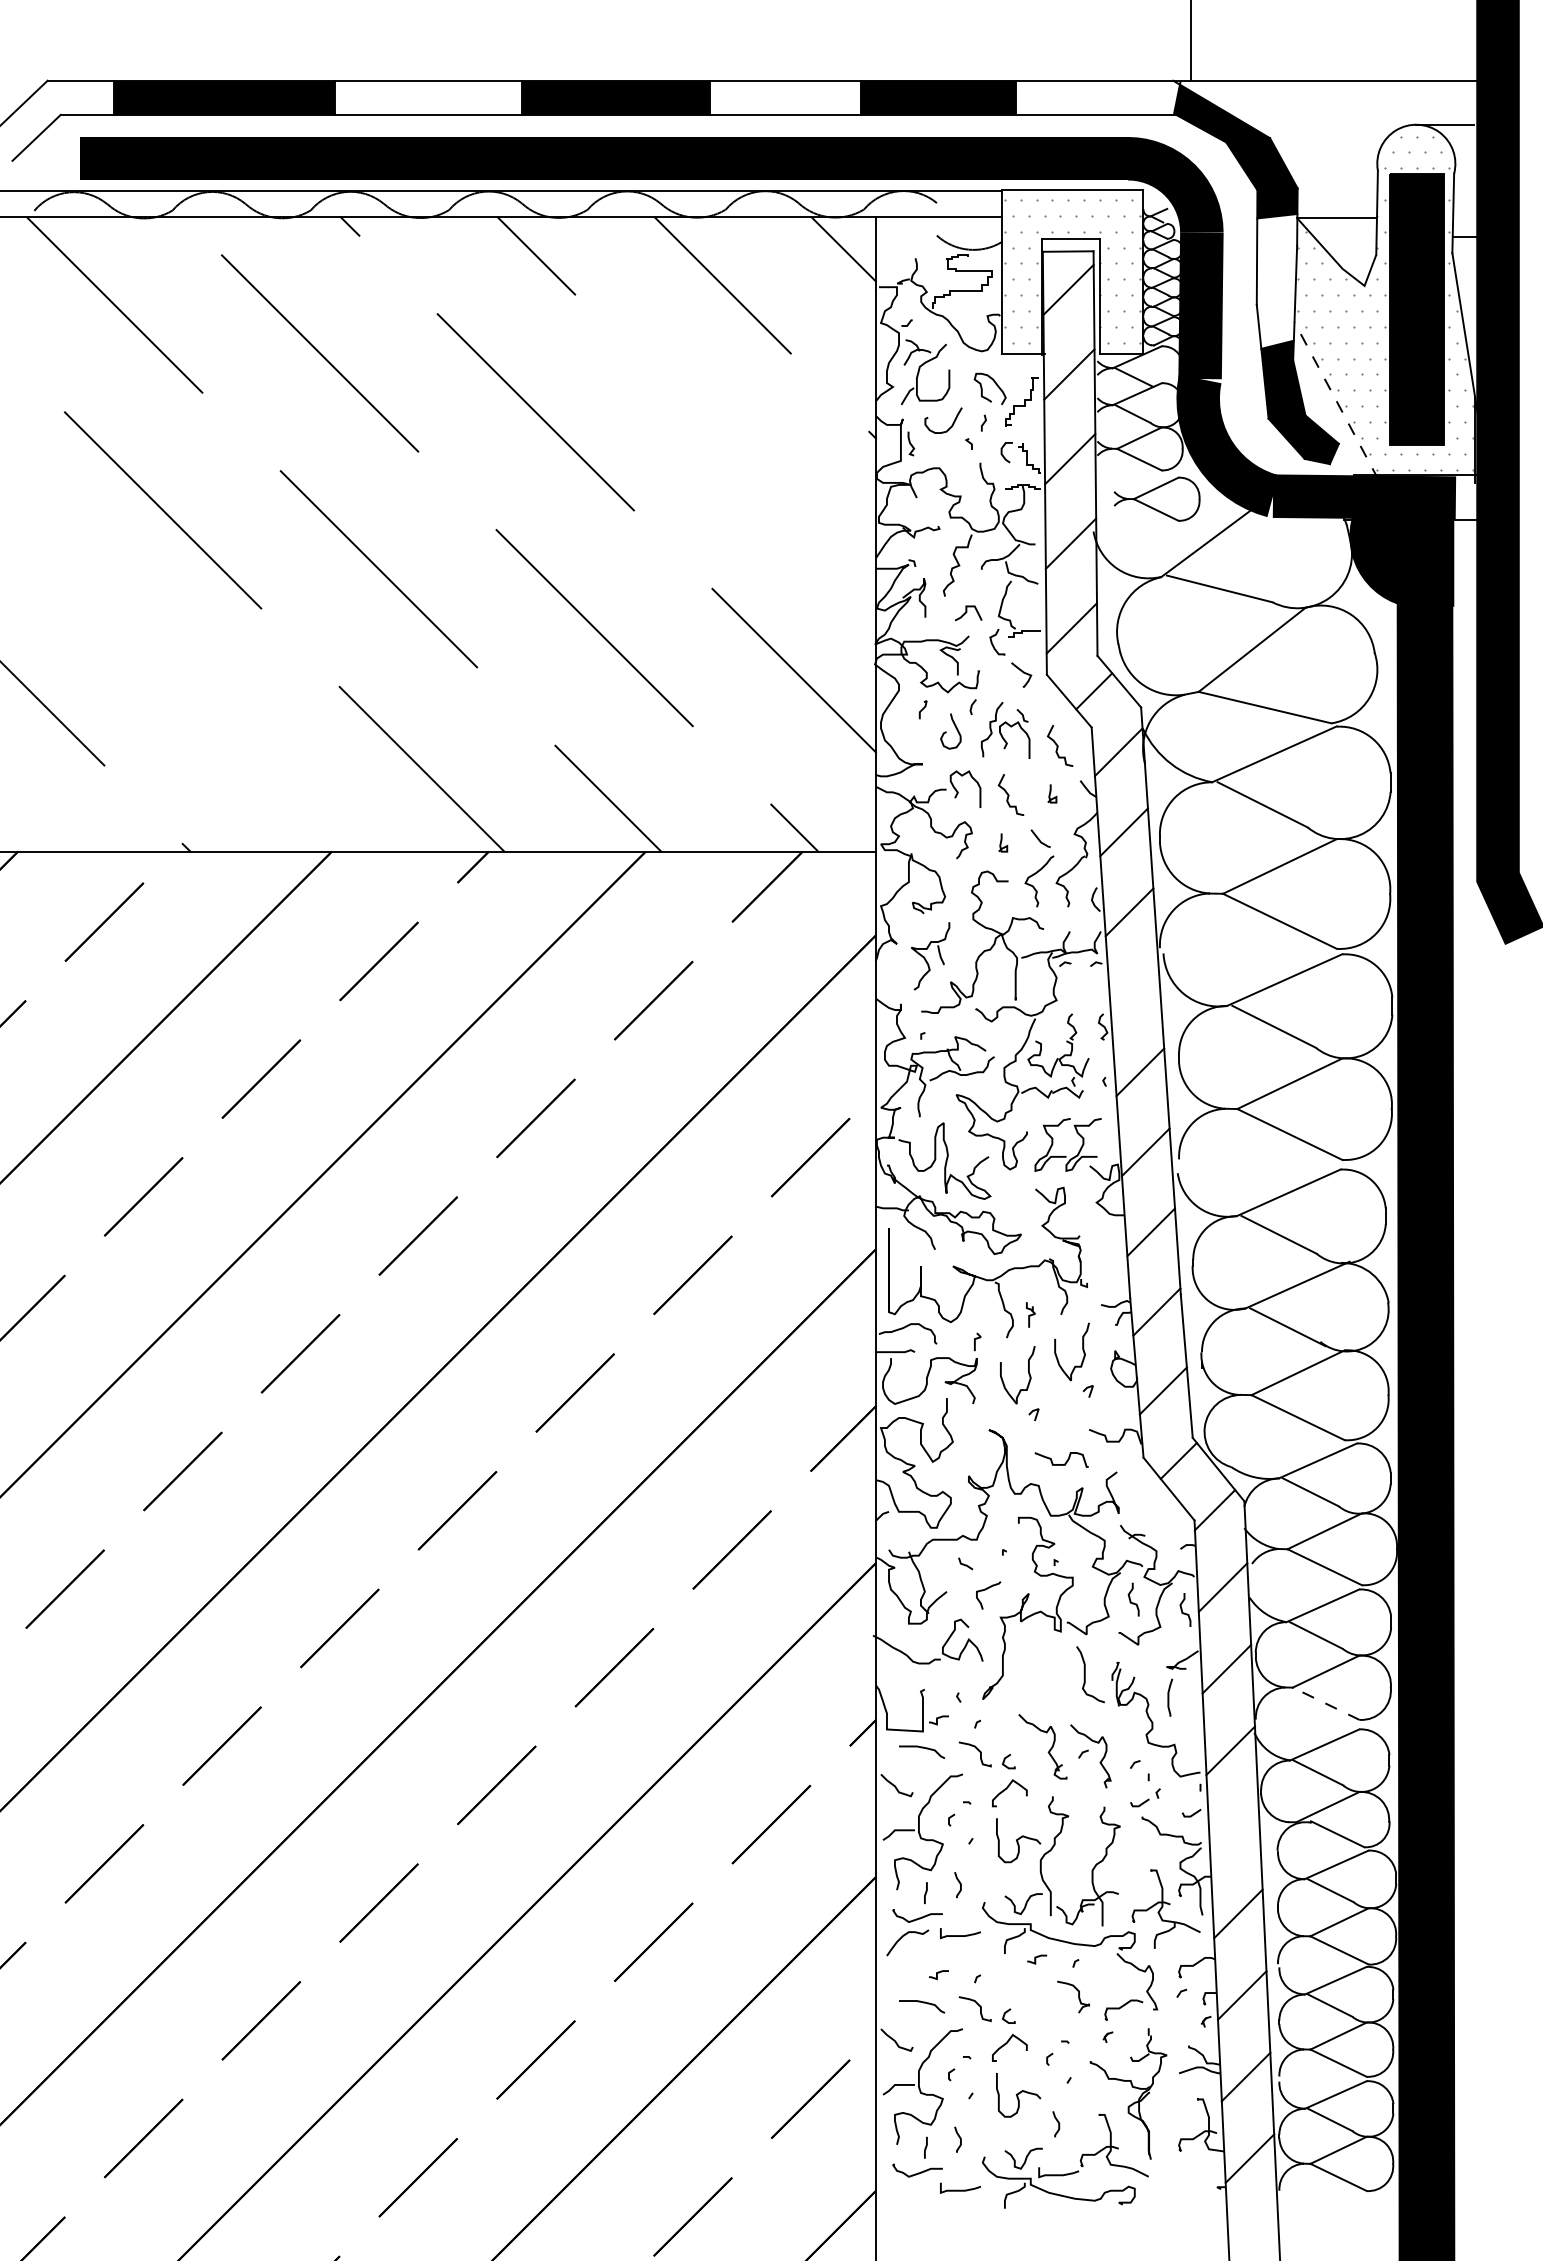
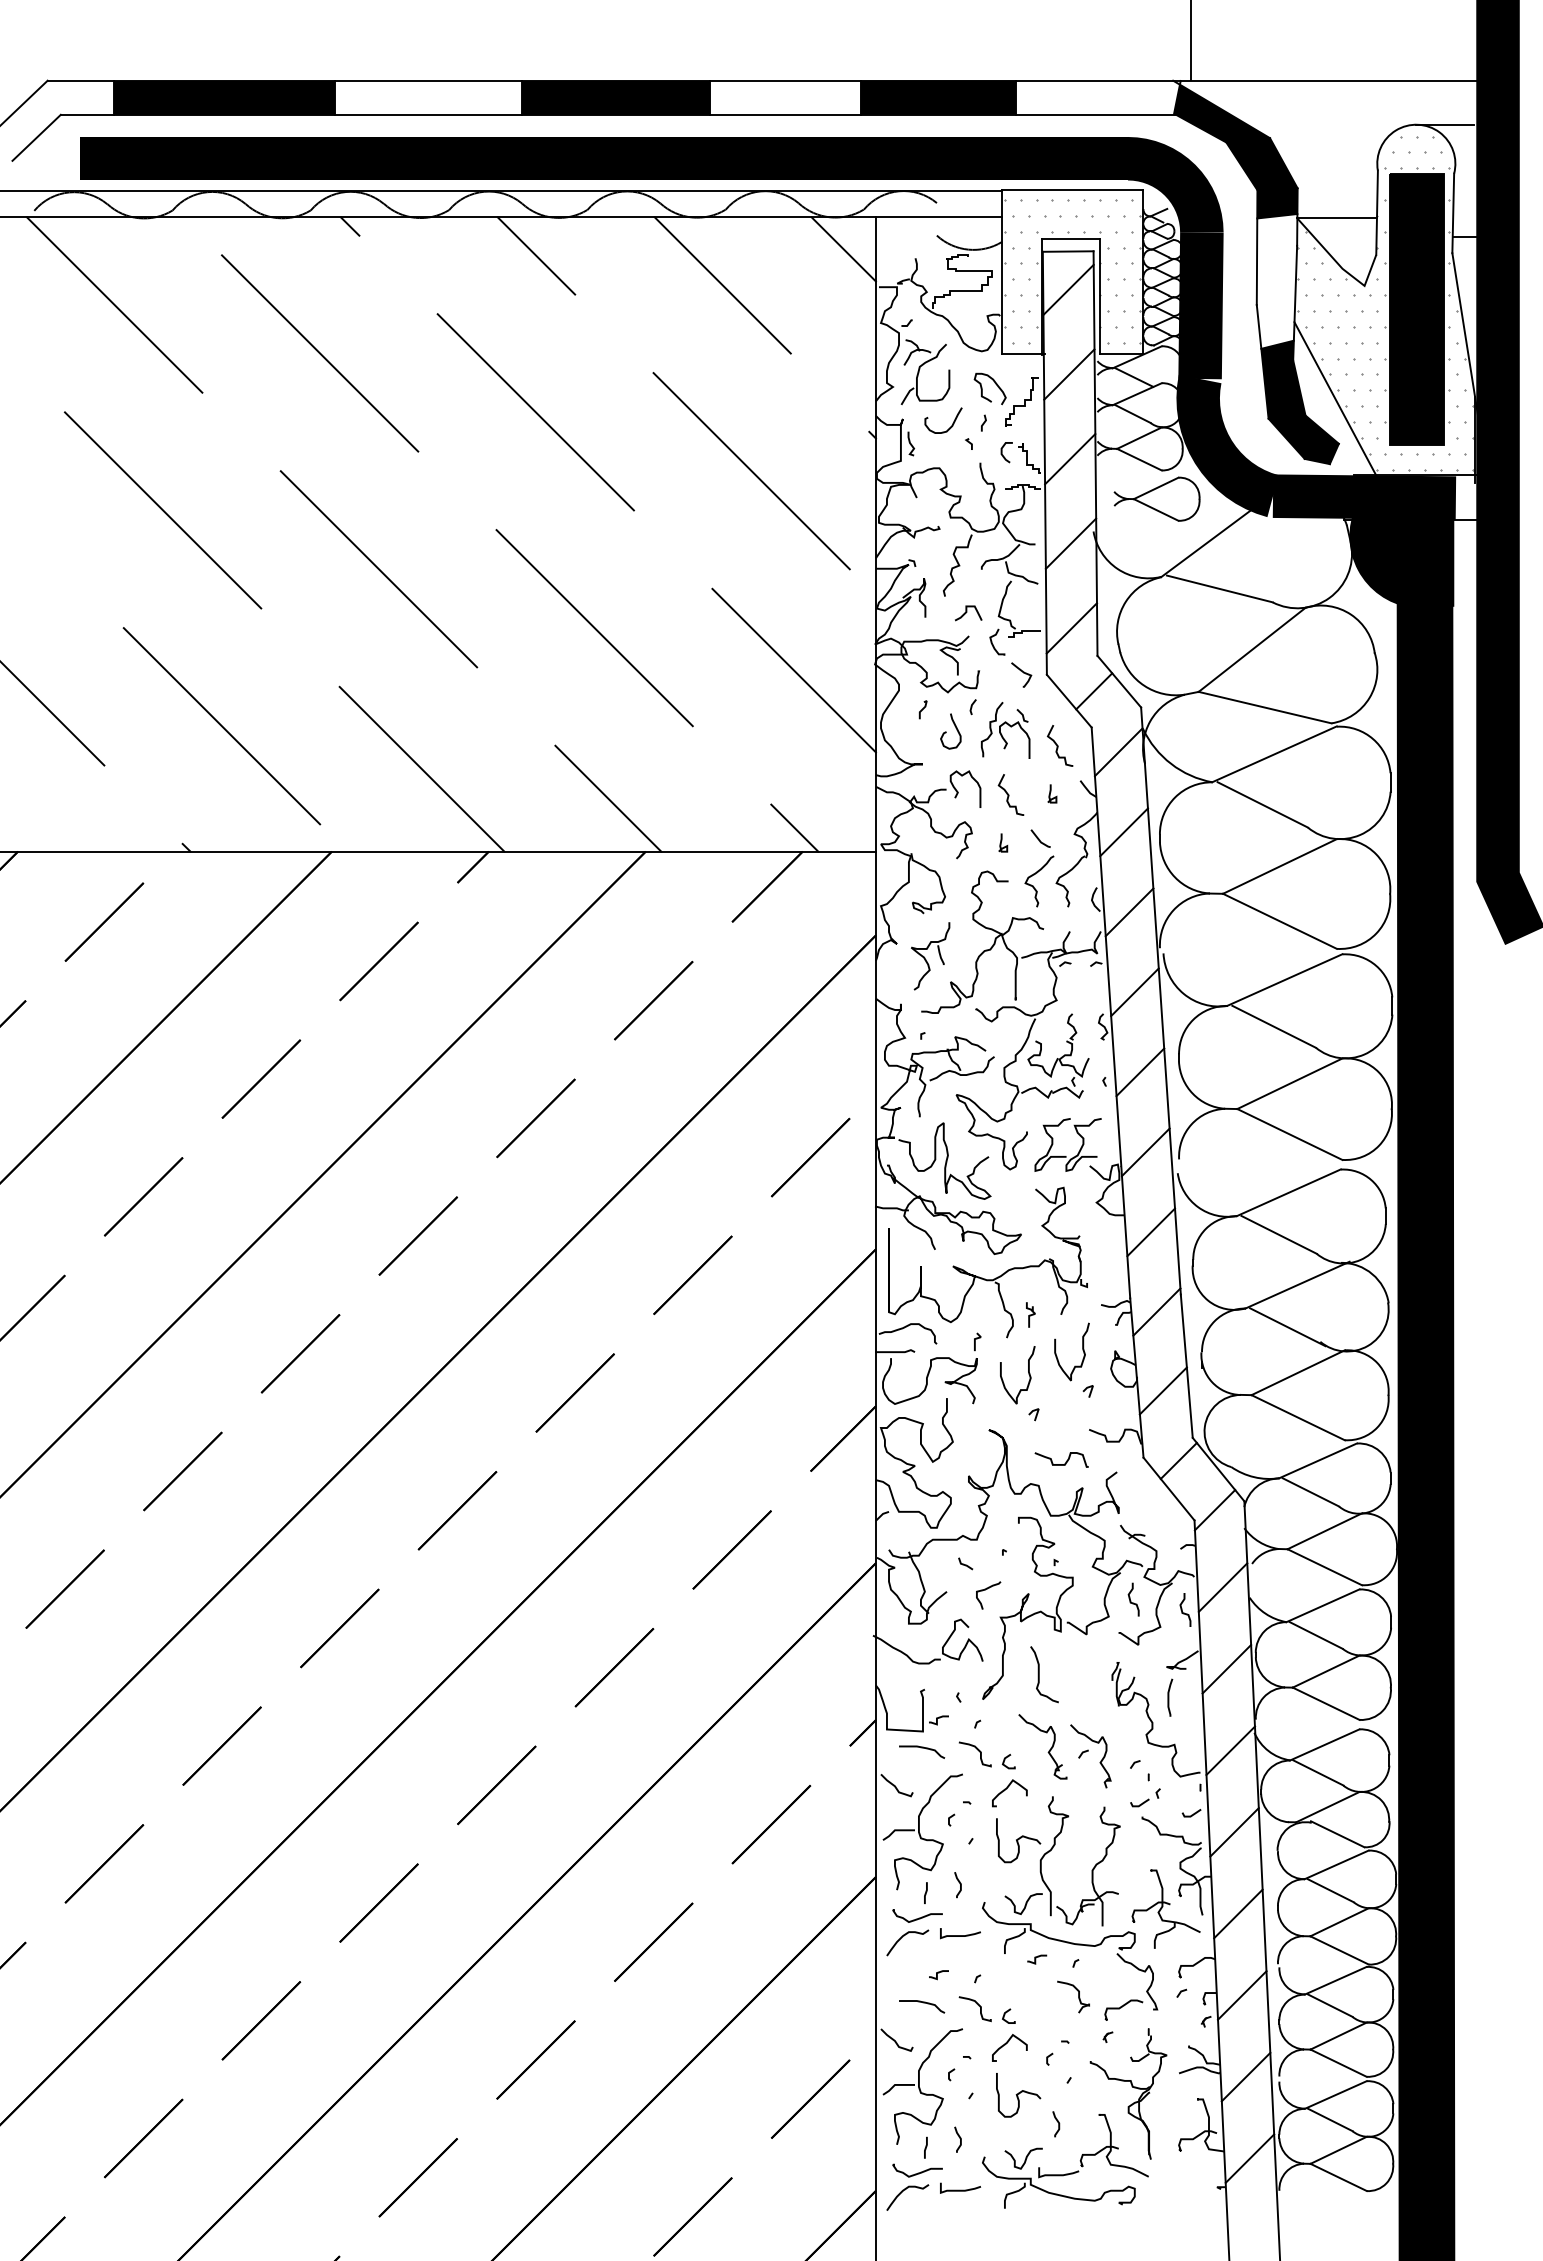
line: dashed -> solid (1336, 400)
line: none -> present (751, 471)
line: none -> present (221, 726)
line: none -> present (1134, 992)
curve position: (1085, 1674) -> (1039, 1674) (1039, 1674)
line: dashed -> solid (1325, 1703)
line: none -> present (1234, 1832)
curve: none -> present (902, 2192)
